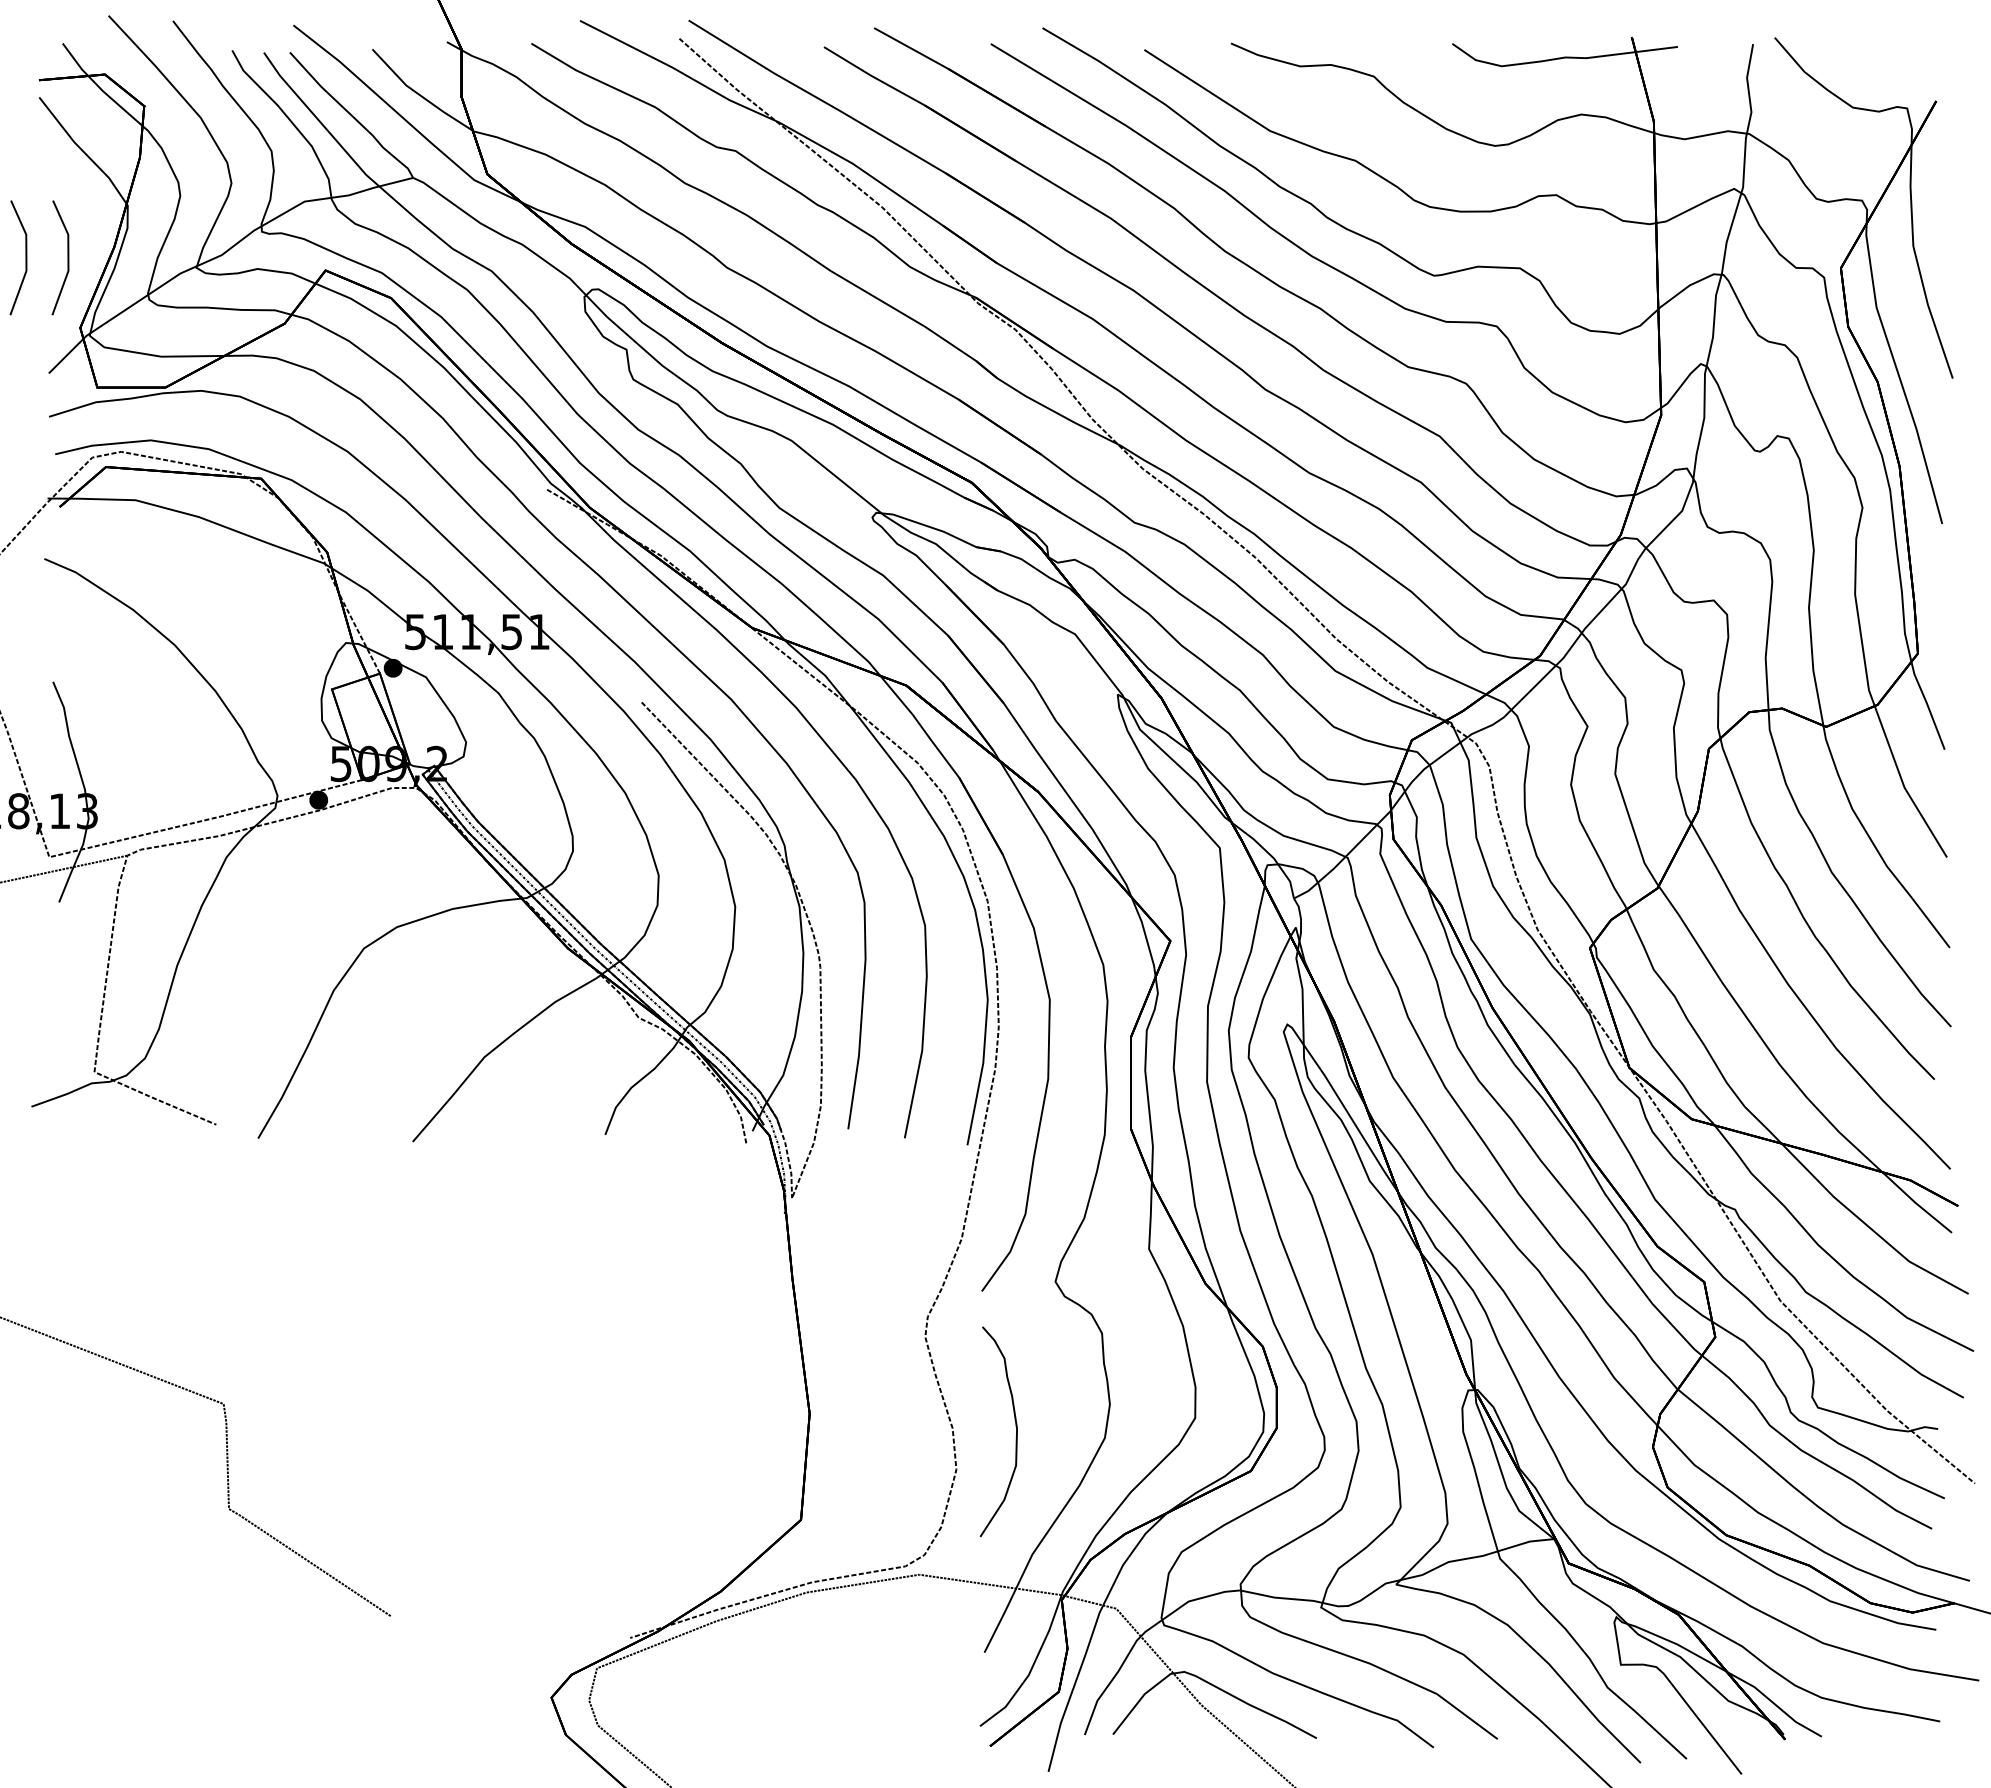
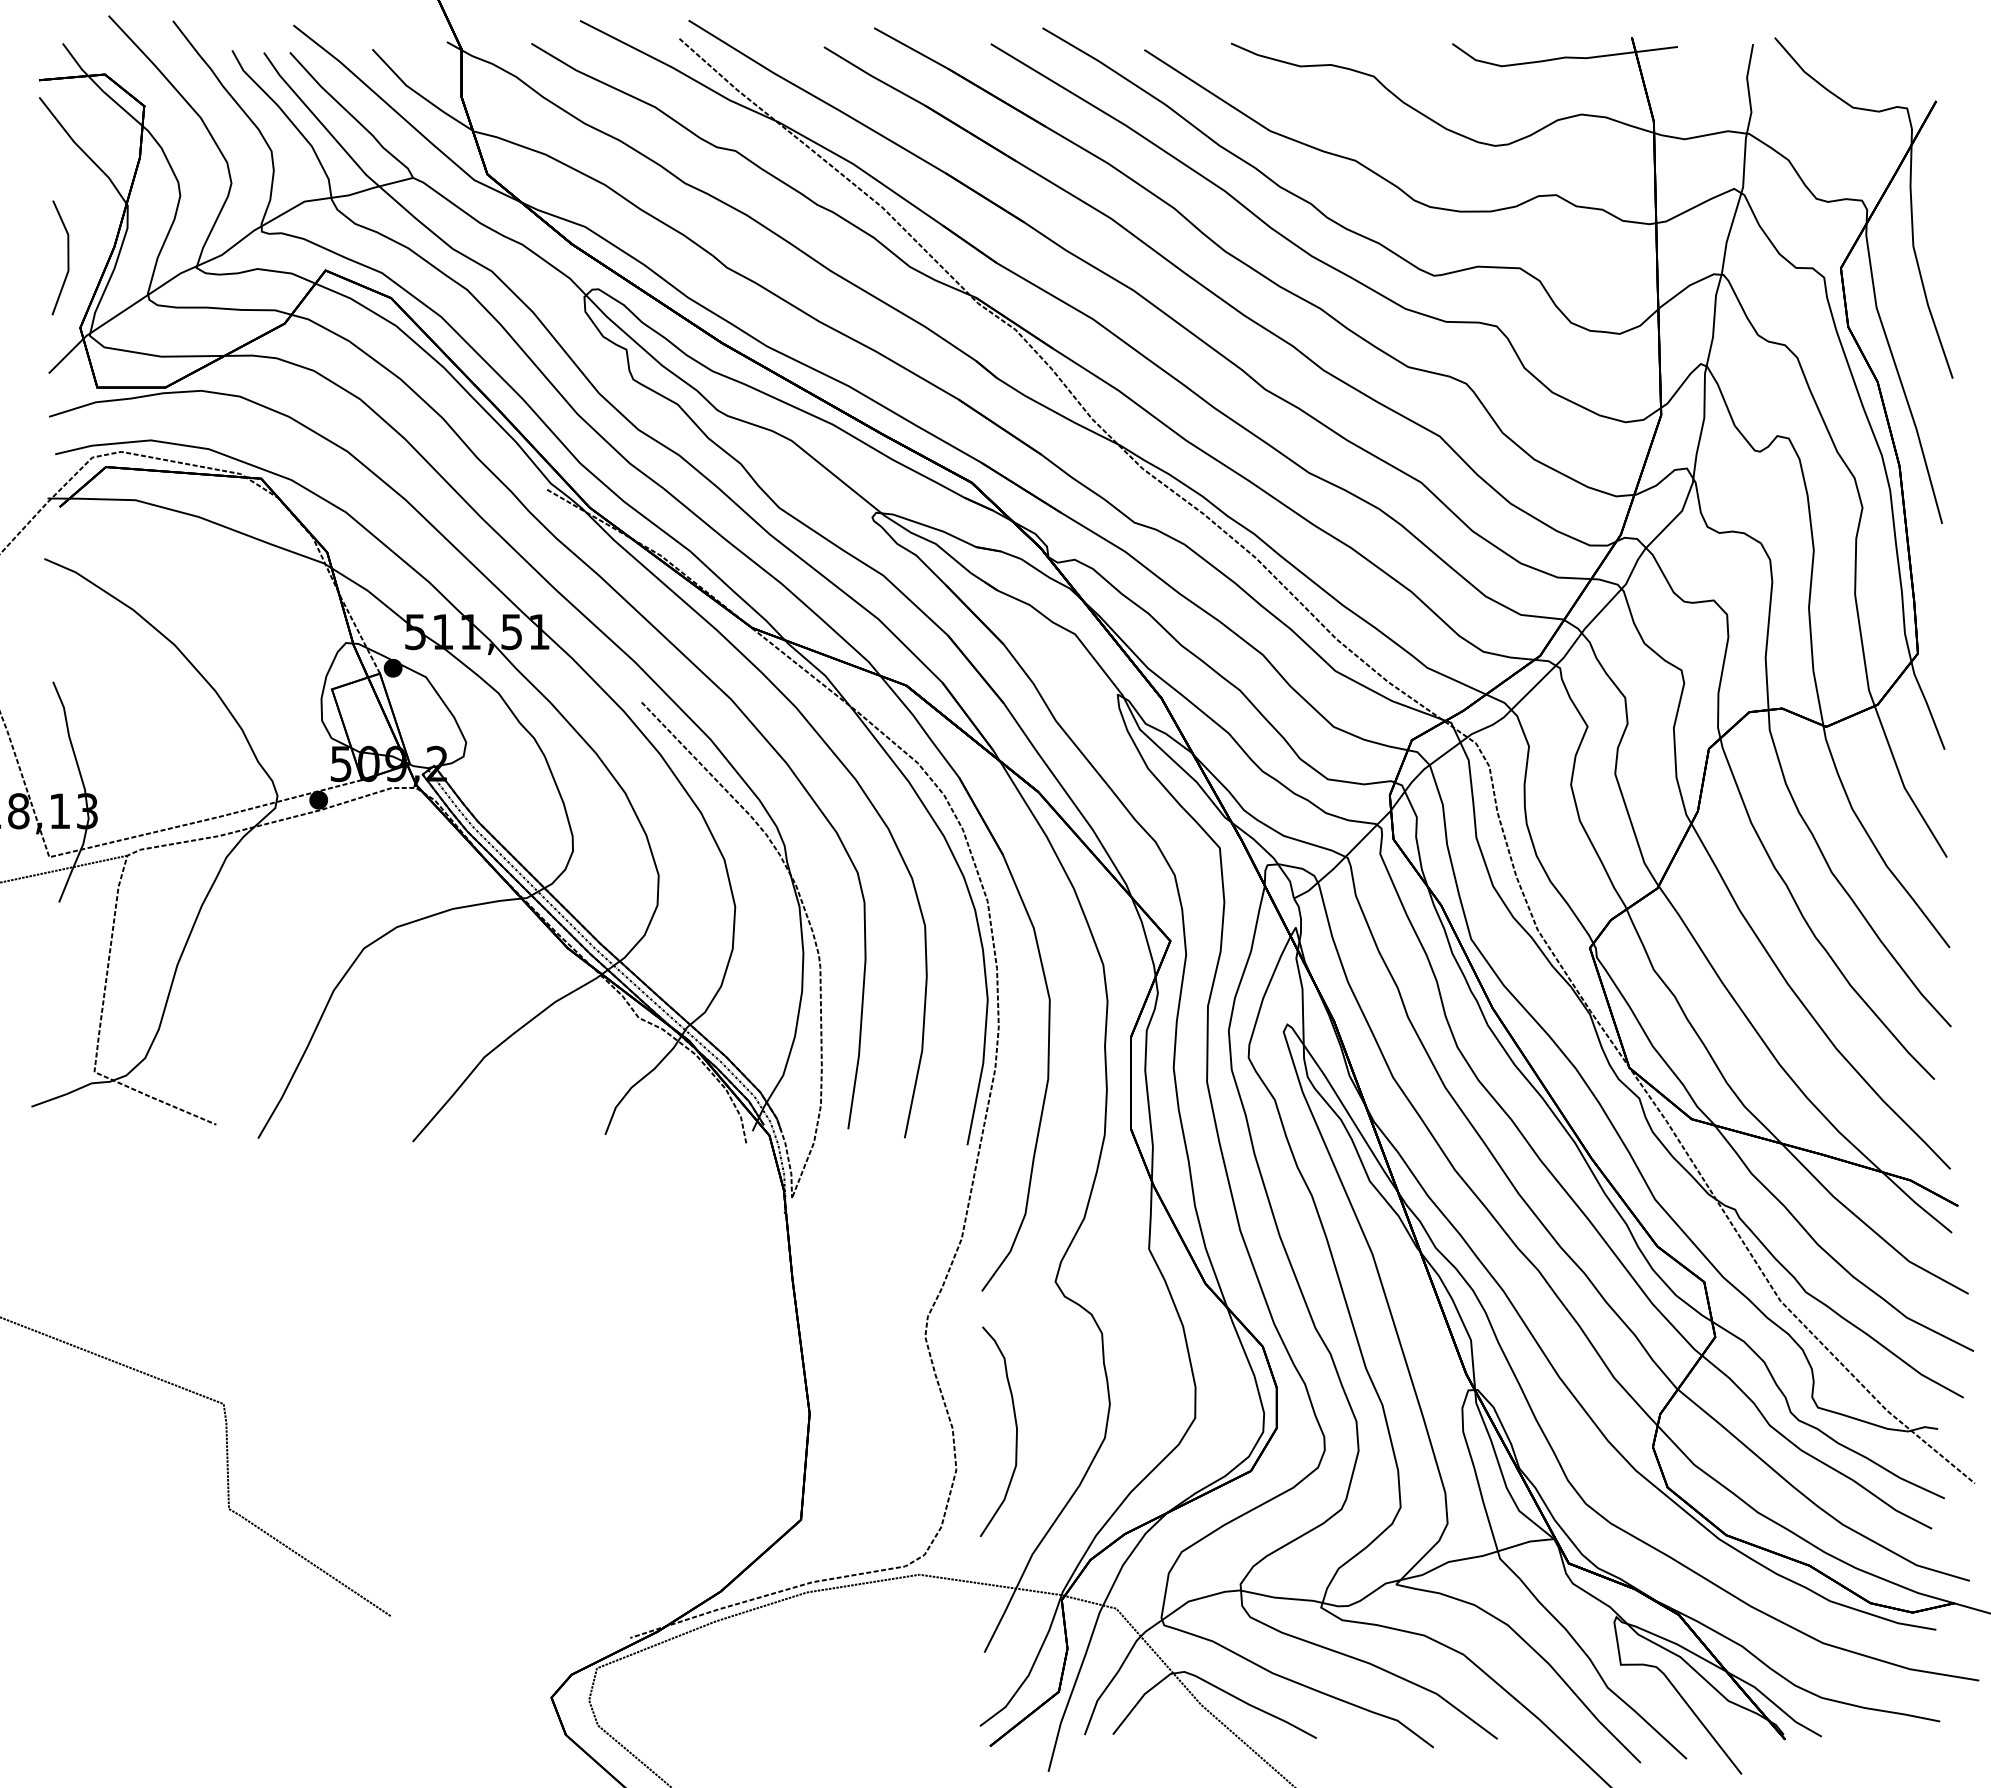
line: present -> none (25, 257)
